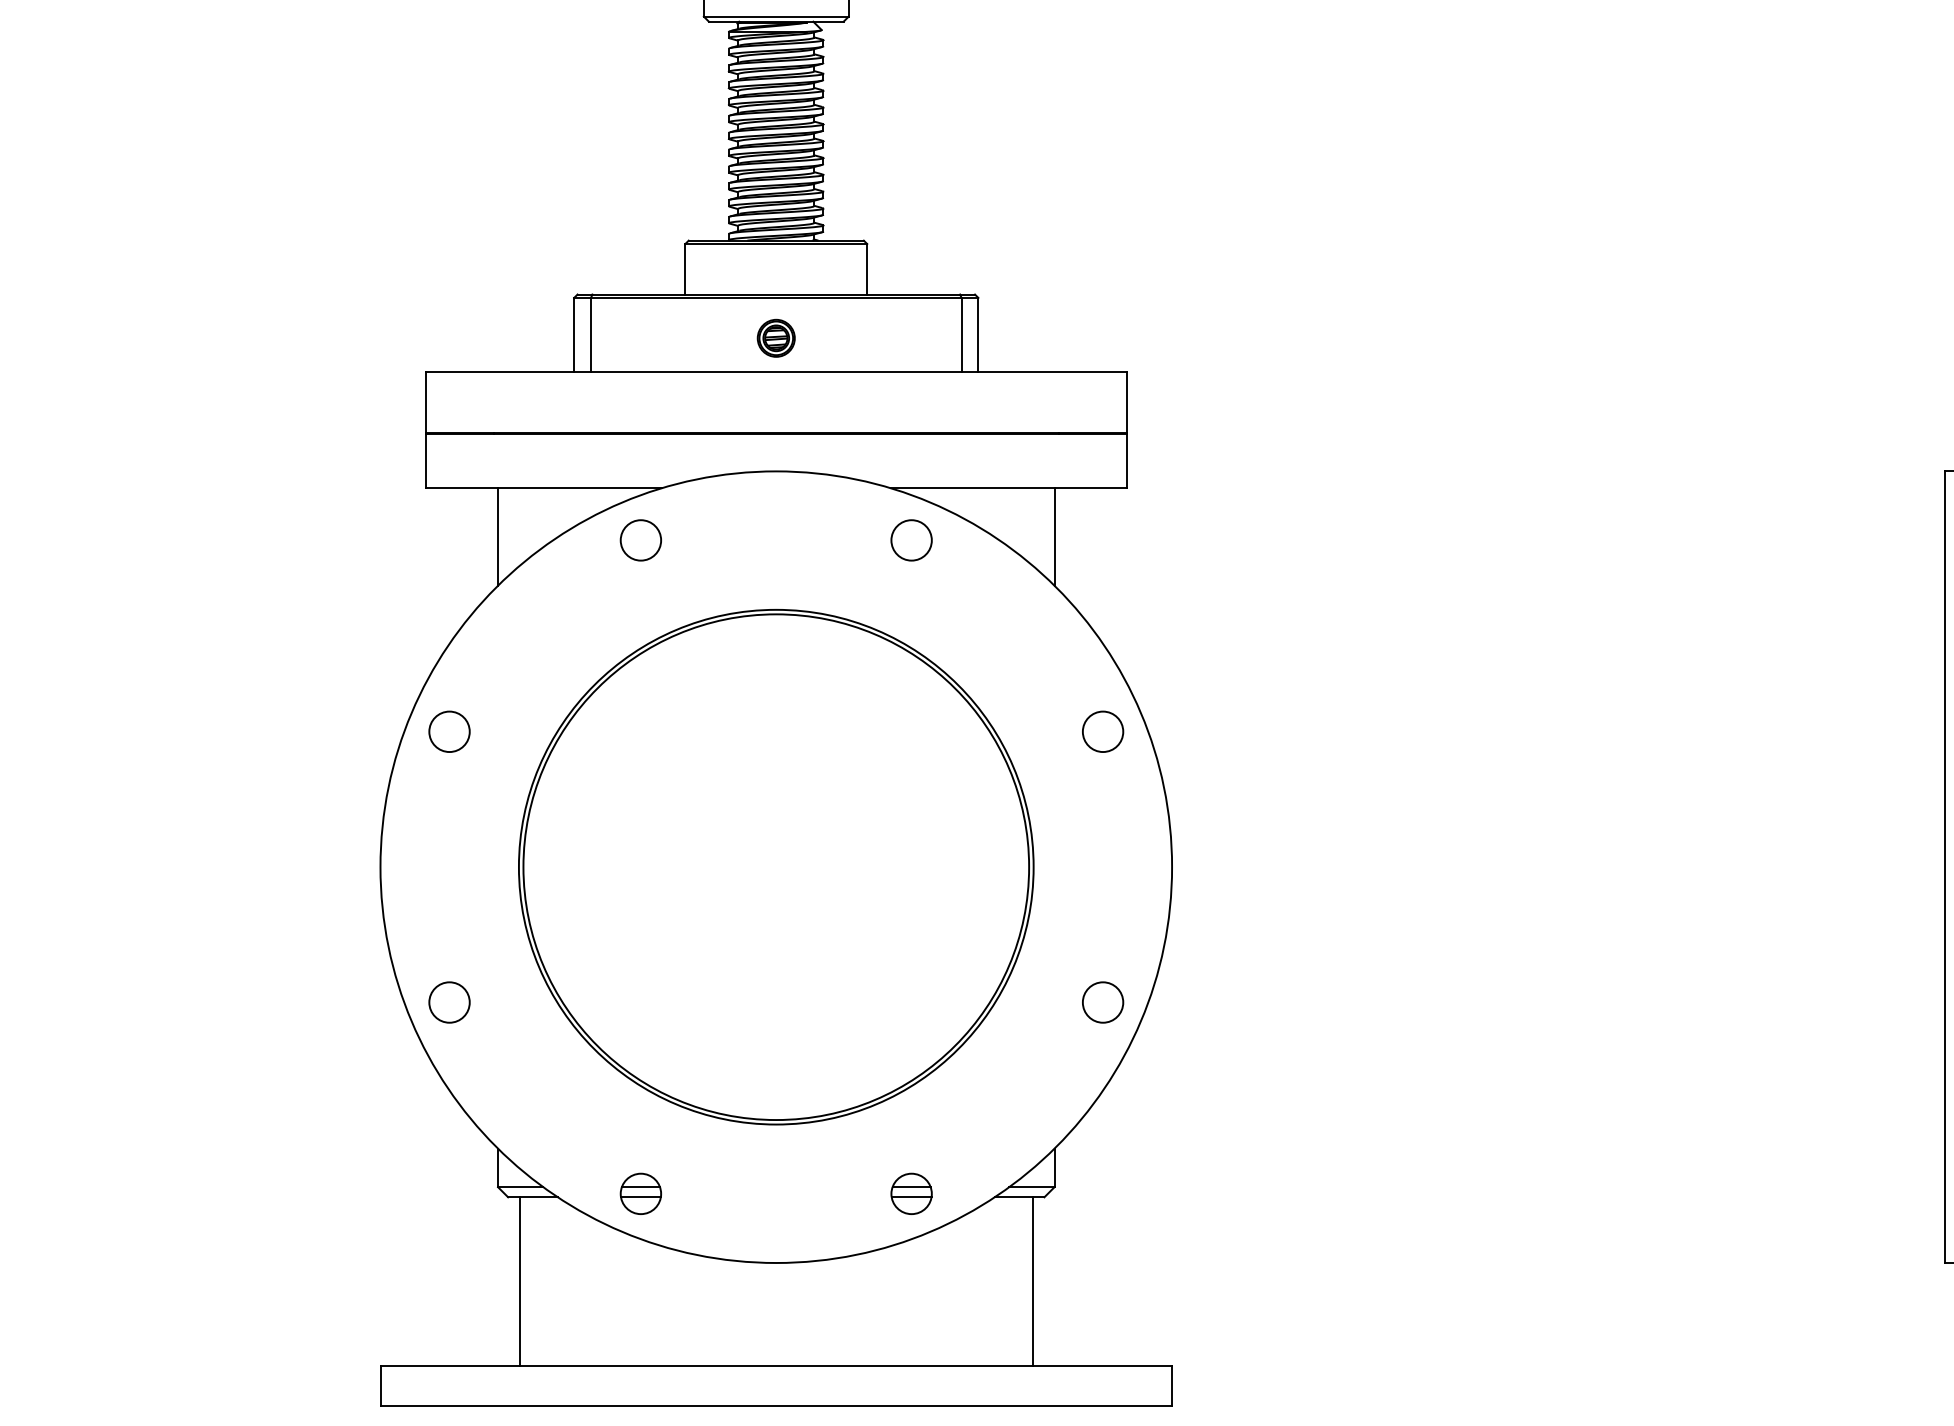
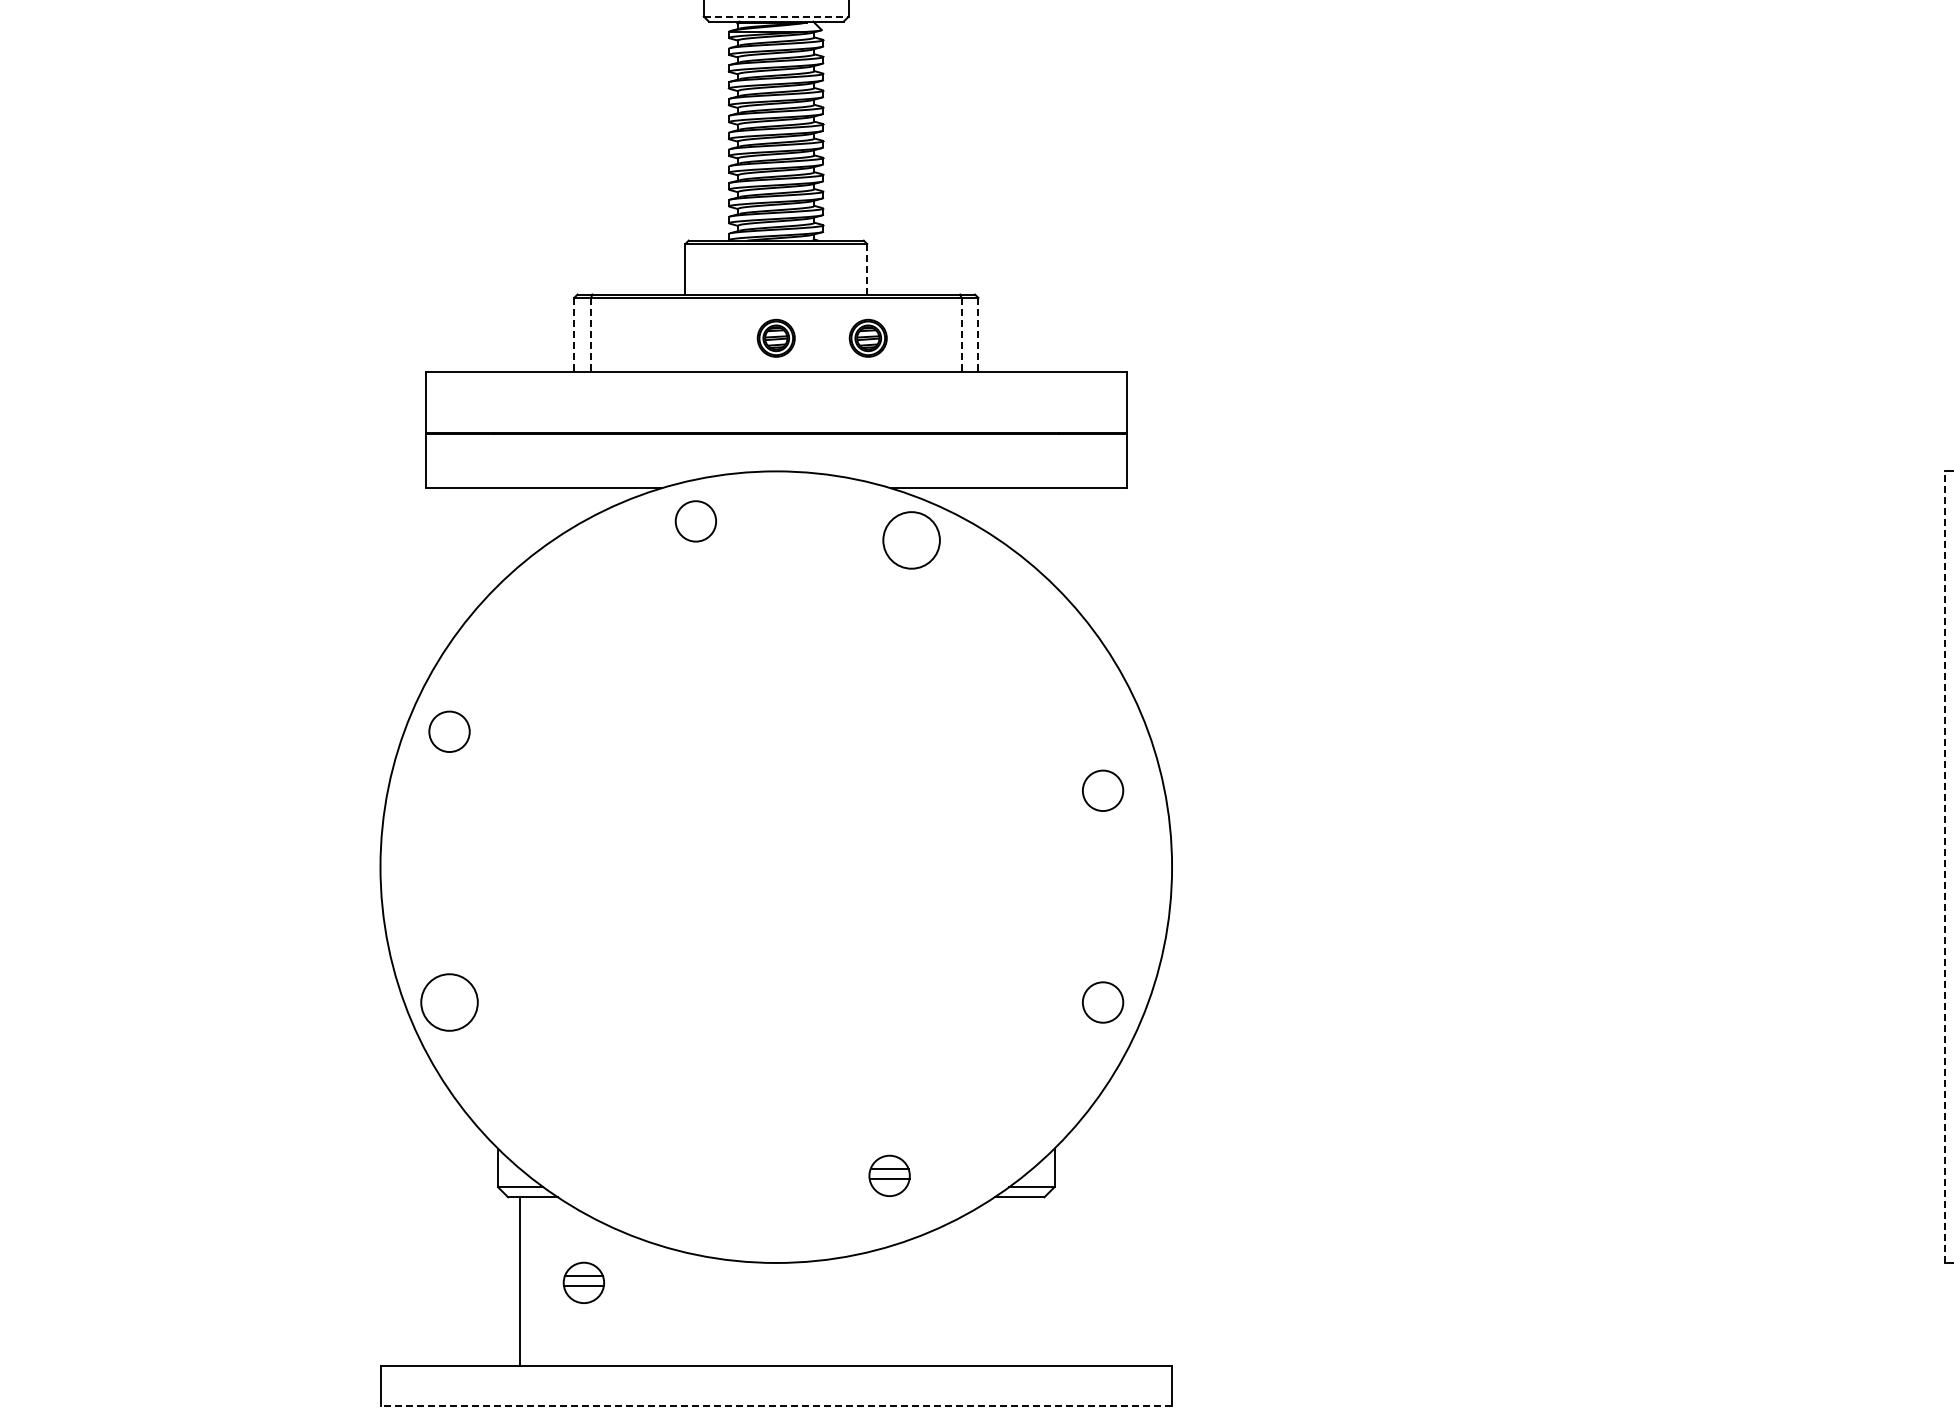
line: solid -> dashed (776, 16)
line: solid -> dashed (867, 268)
line: solid -> dashed (574, 335)
line: solid -> dashed (591, 335)
line: solid -> dashed (961, 335)
line: solid -> dashed (978, 335)
part: none -> present (867, 337)
line: present -> none (498, 536)
line: present -> none (1054, 536)
circle position: (640, 540) -> (695, 521) (695, 521)
circle diameter: 40 px -> 57 px (911, 540)
circle position: (1103, 731) -> (1103, 790) (1103, 790)
part: present -> none (776, 867)
line: solid -> dashed (1944, 867)
circle diameter: 40 px -> 57 px (449, 1002)
part position: (640, 1193) -> (583, 1282) (583, 1282)
part position: (911, 1193) -> (889, 1175) (889, 1175)
line: present -> none (1032, 1281)
line: solid -> dashed (776, 1406)
